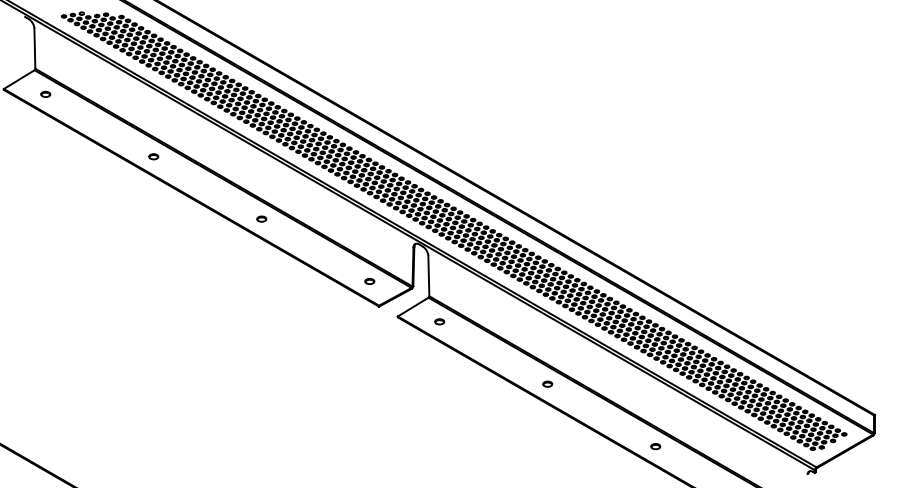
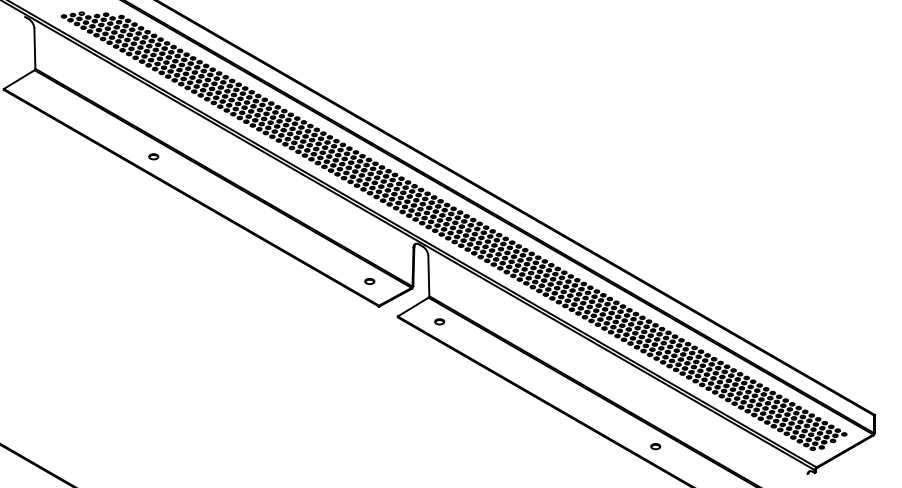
part: present -> none (45, 93)
part: present -> none (261, 218)
part: present -> none (547, 383)
